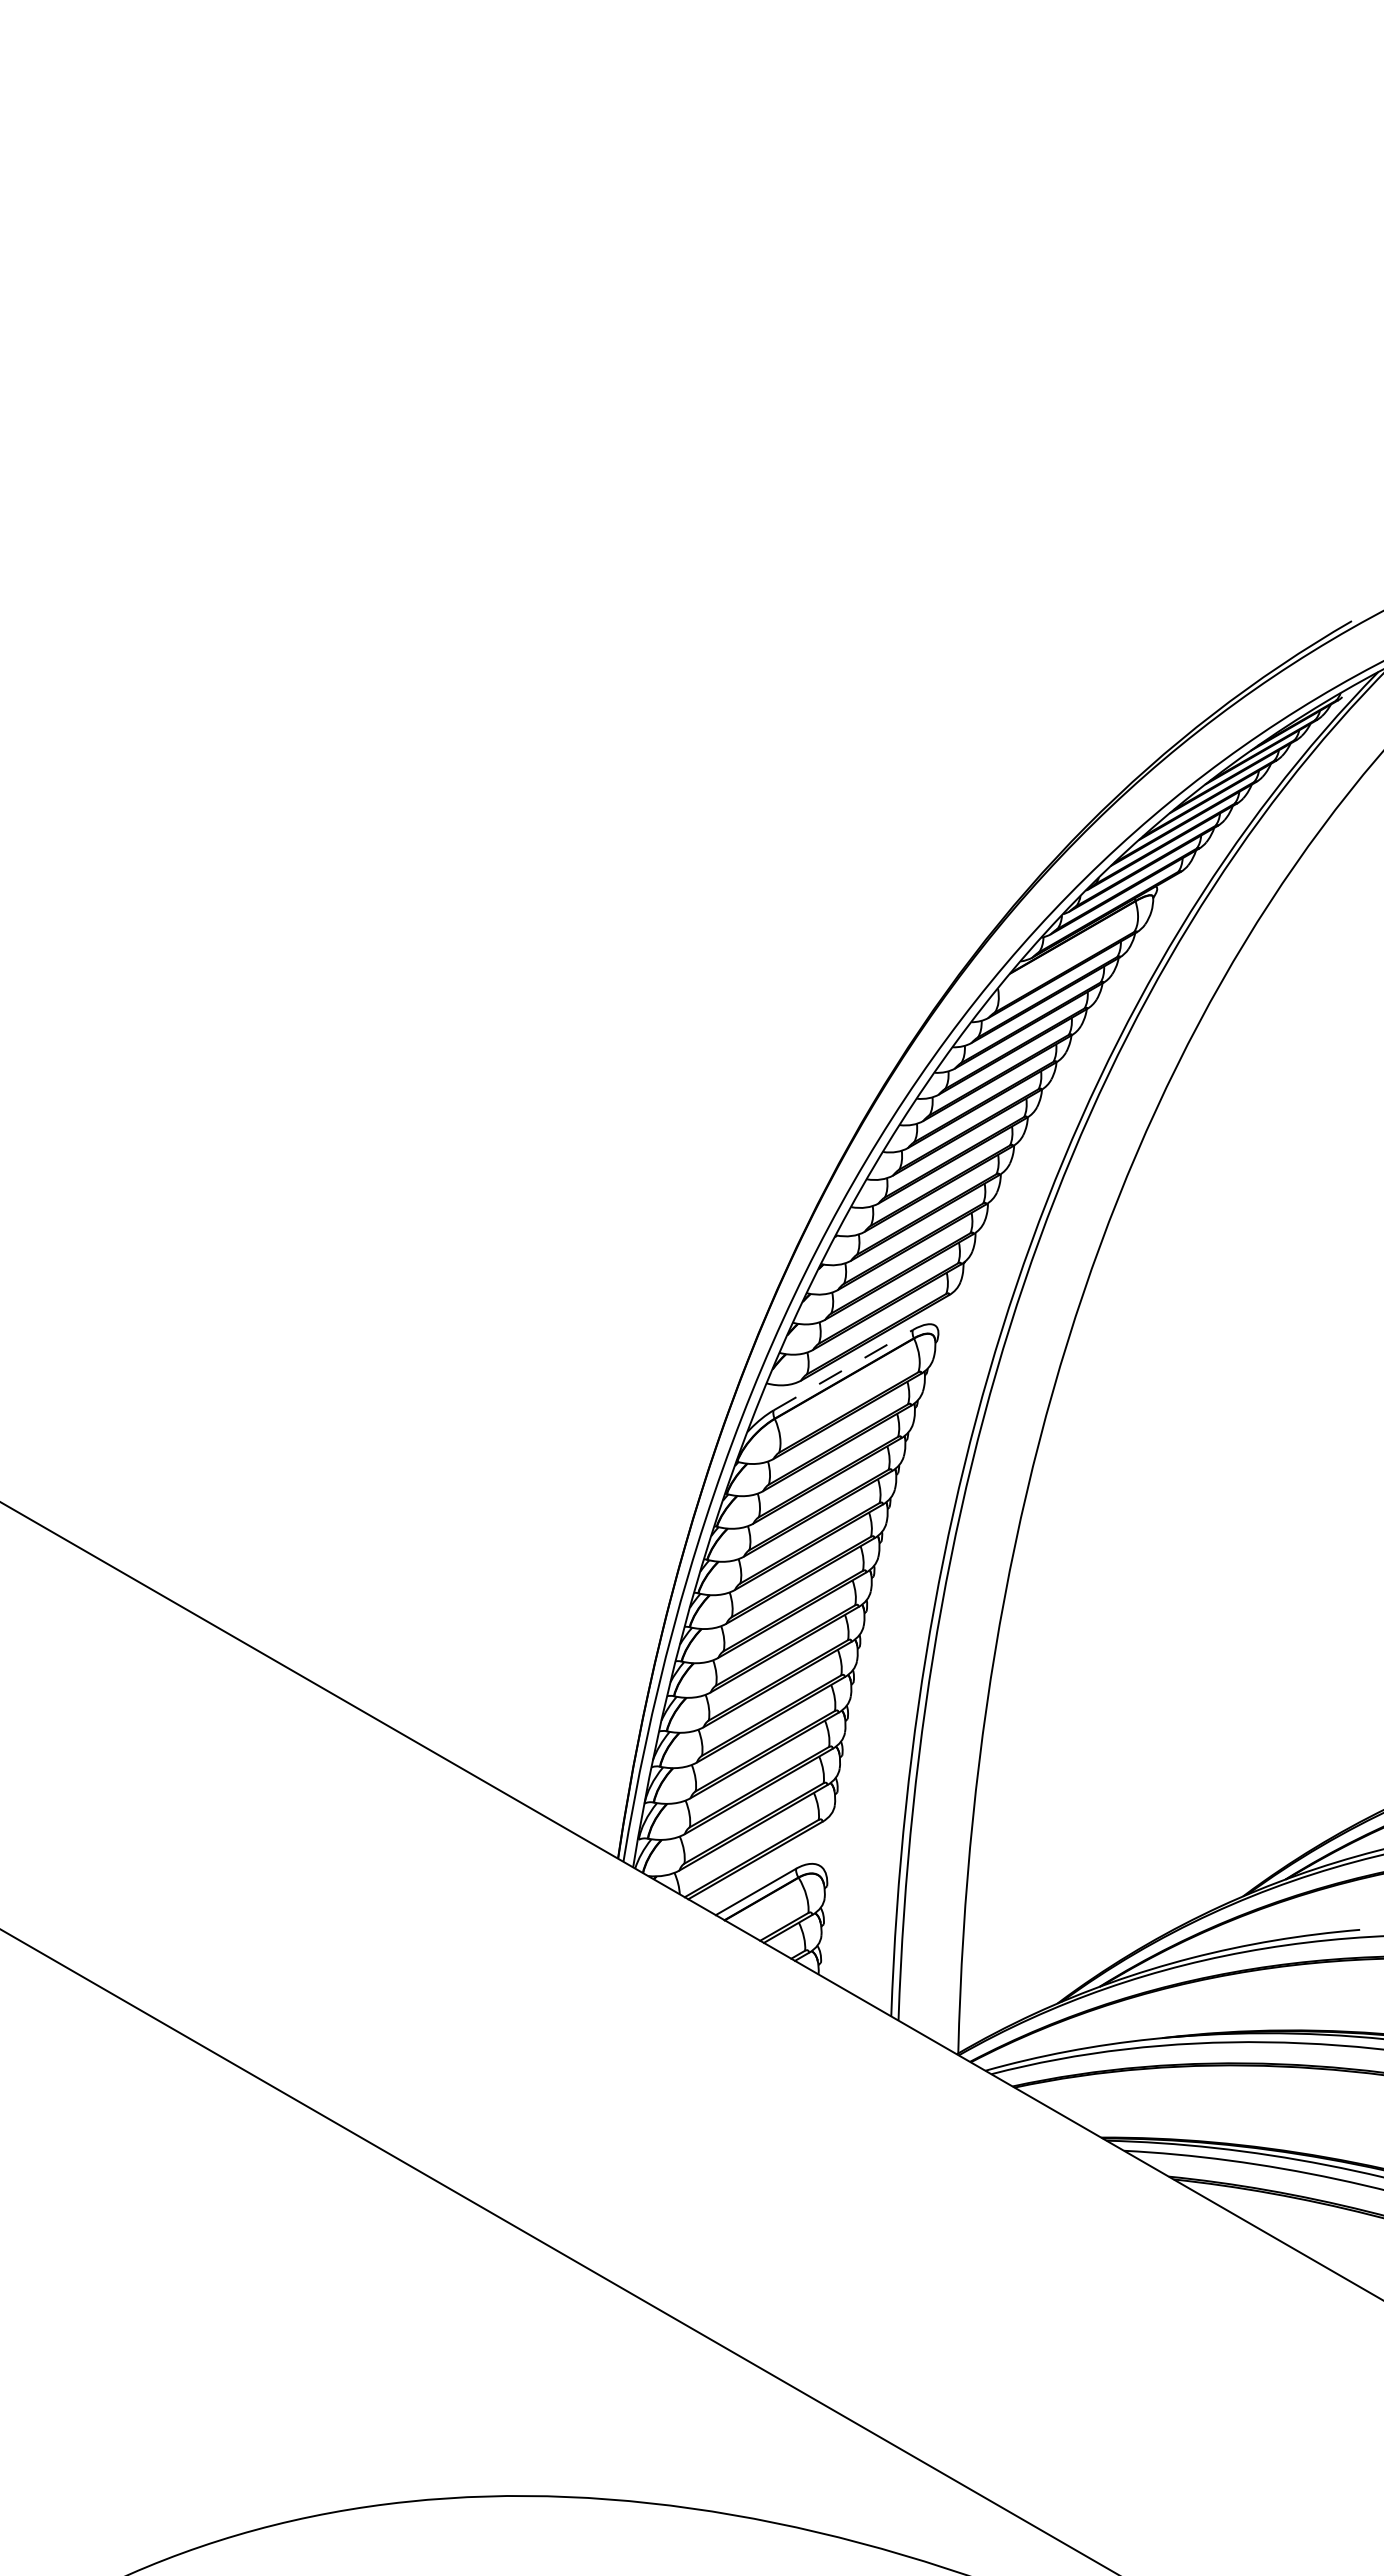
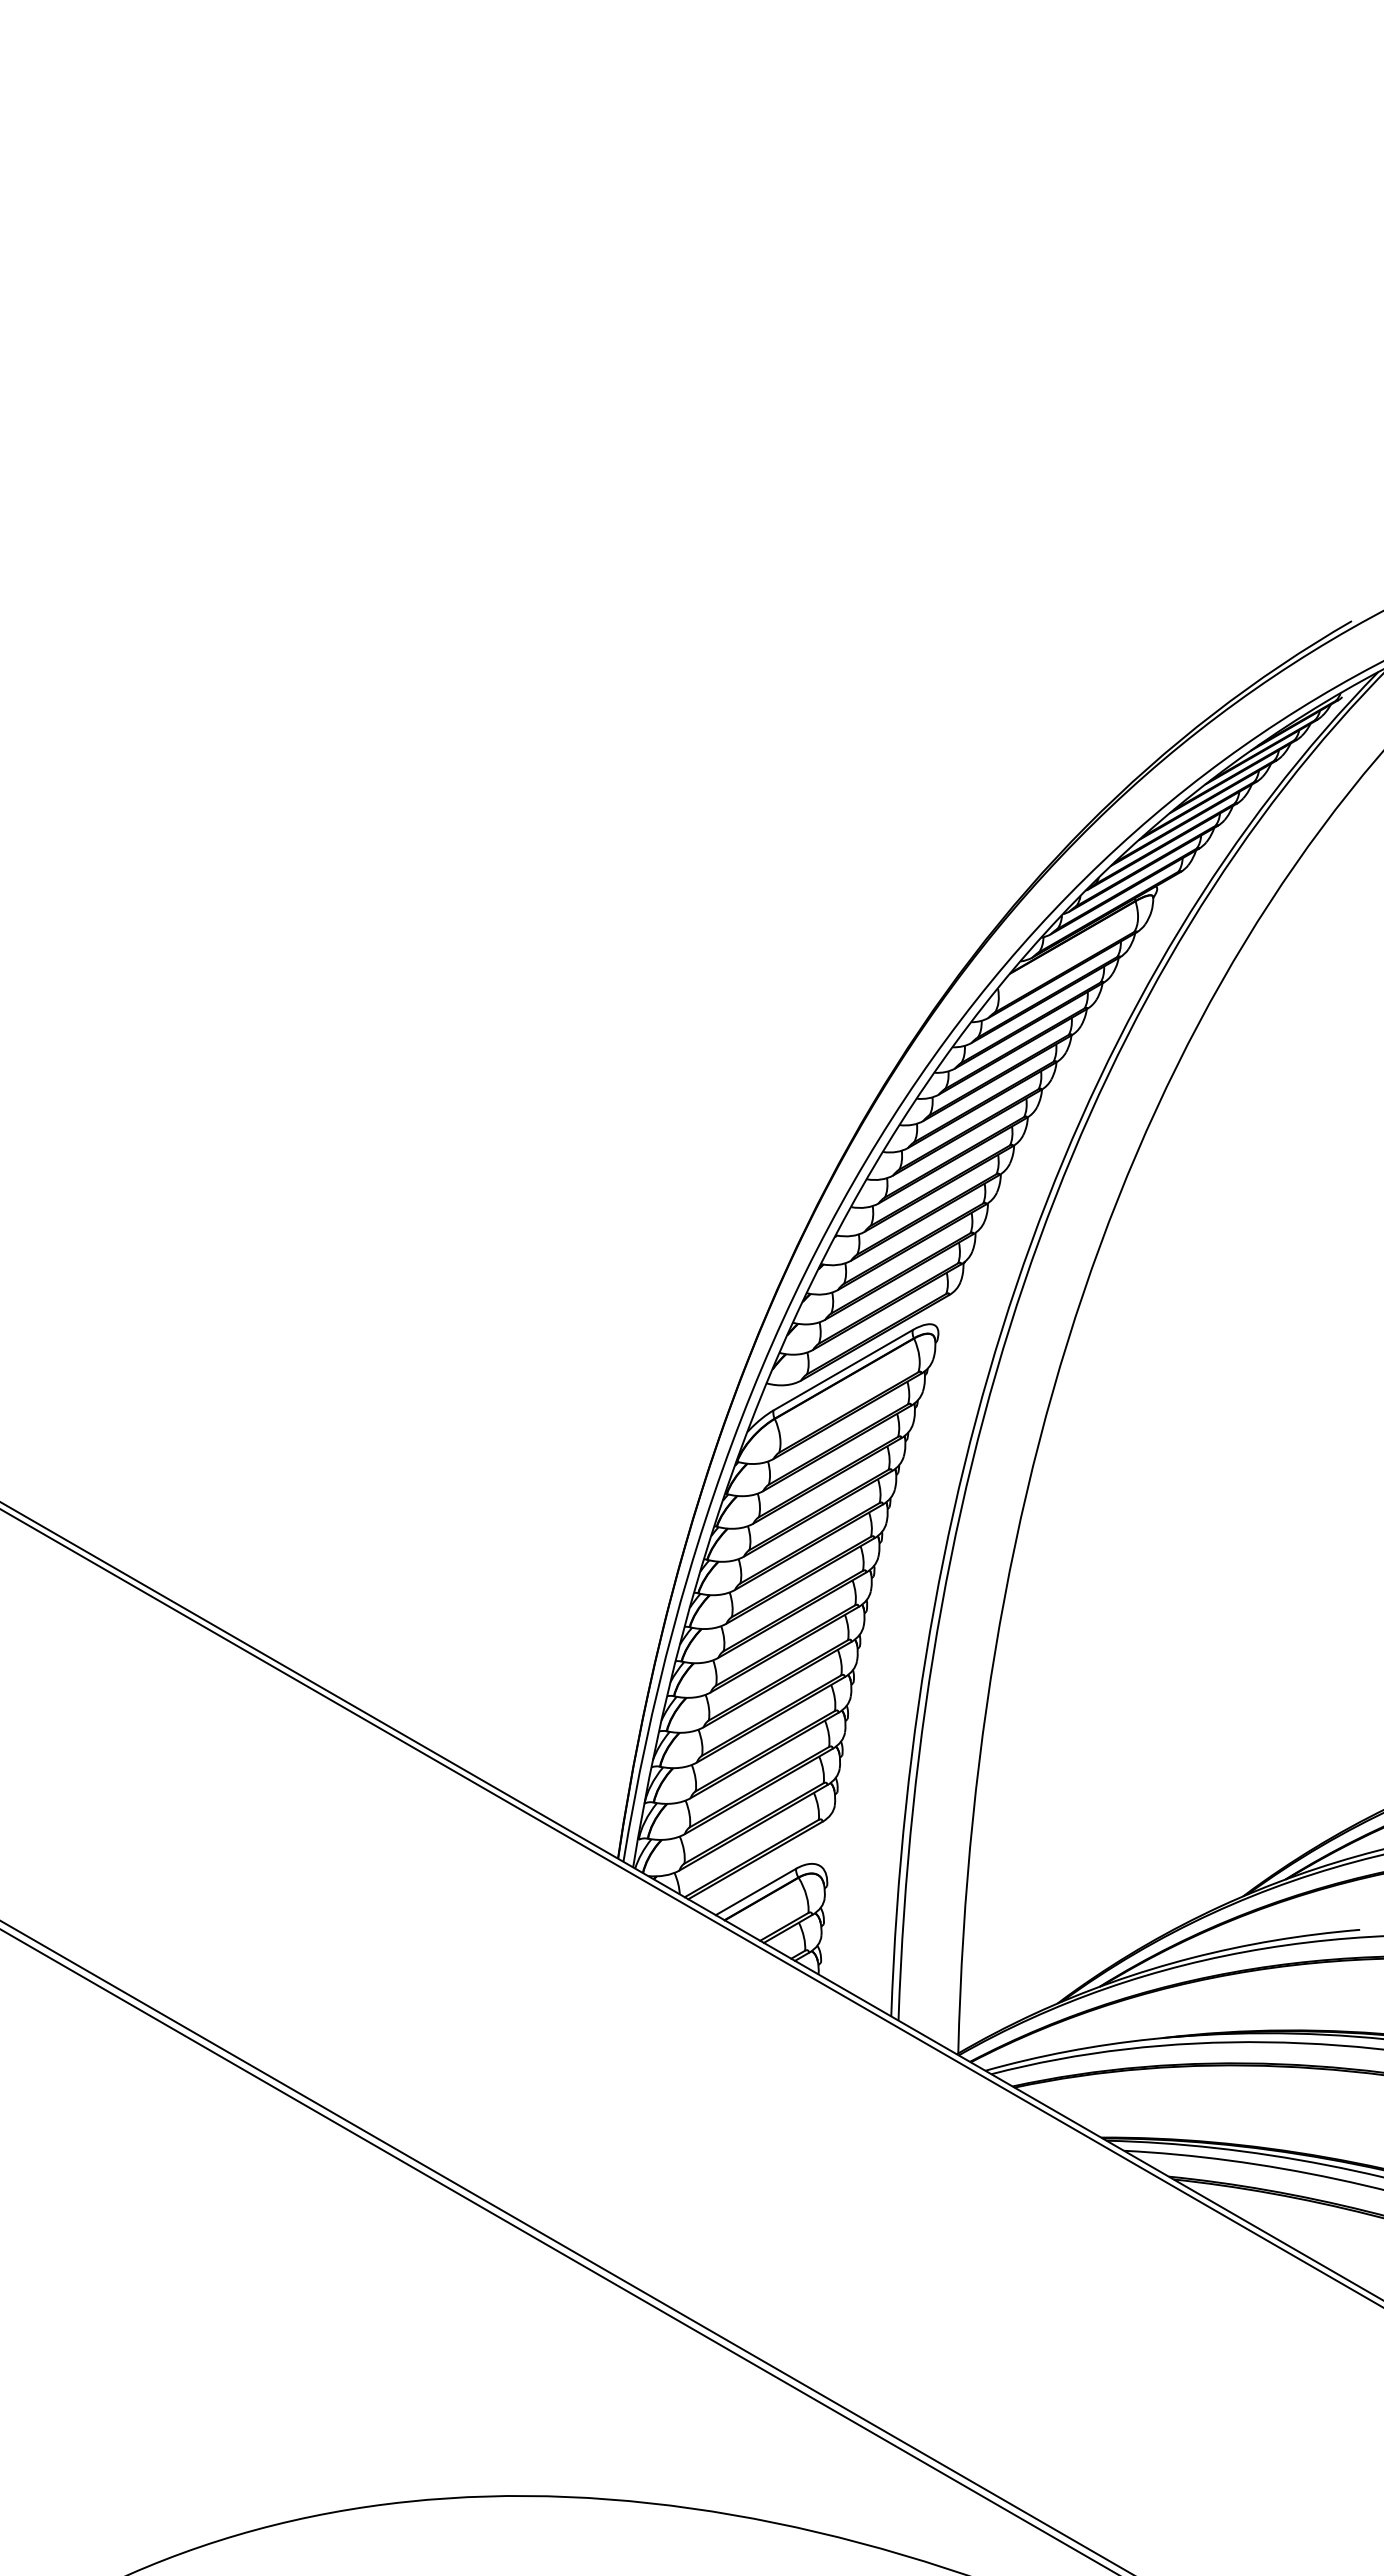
line: dashed -> solid (843, 1369)
line: none -> present (691, 1908)
line: none -> present (565, 2246)
